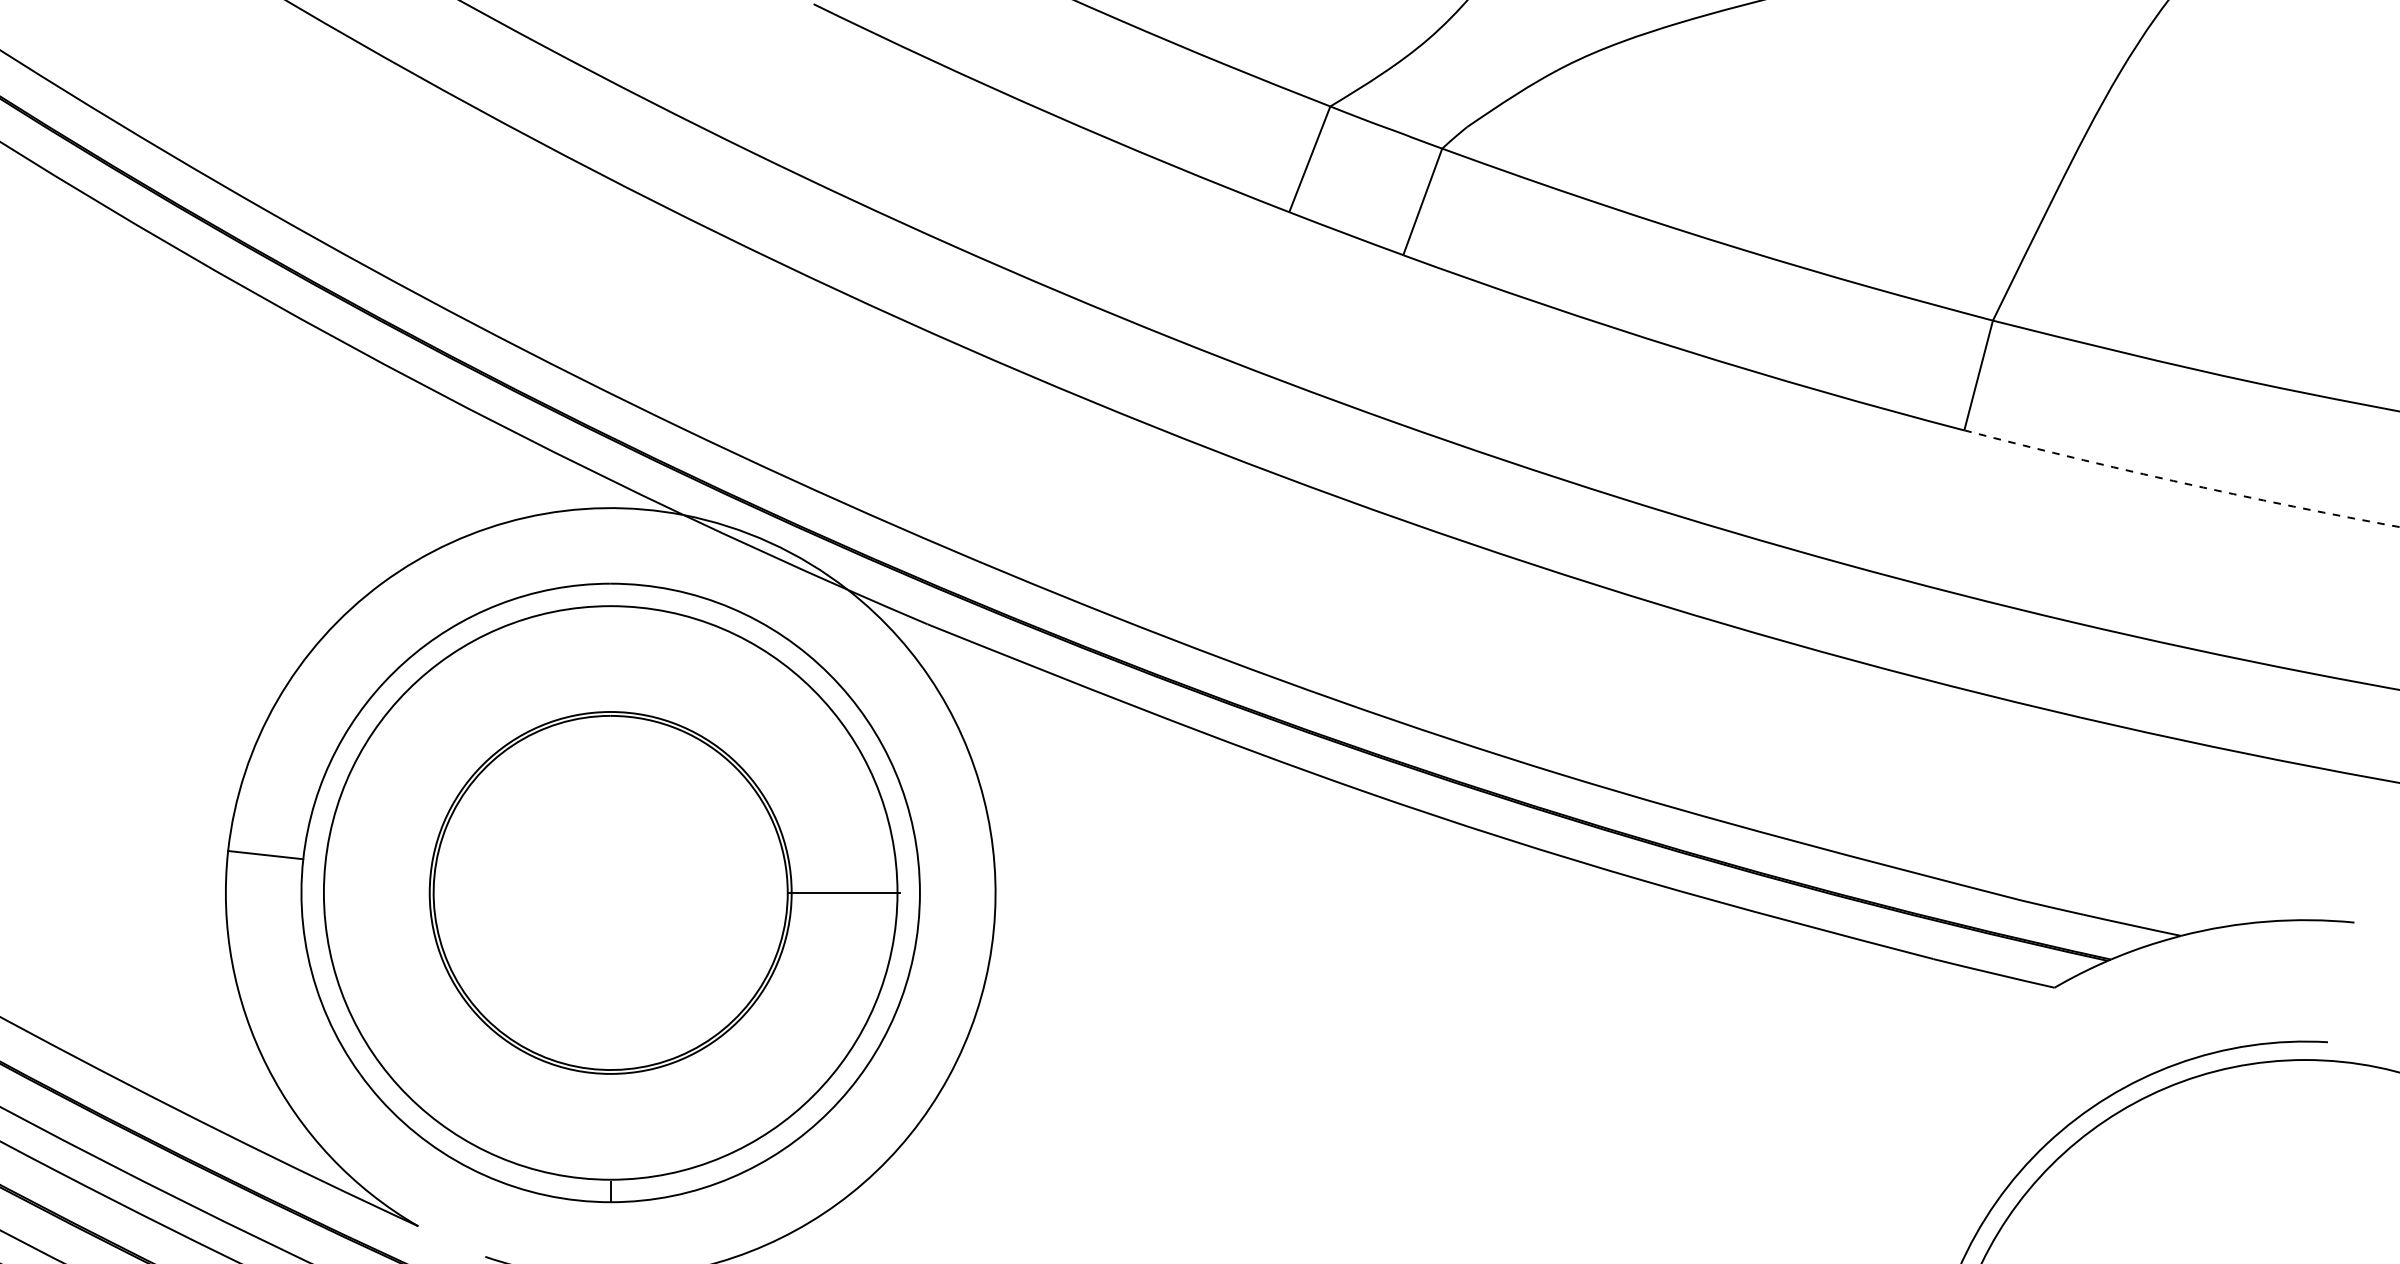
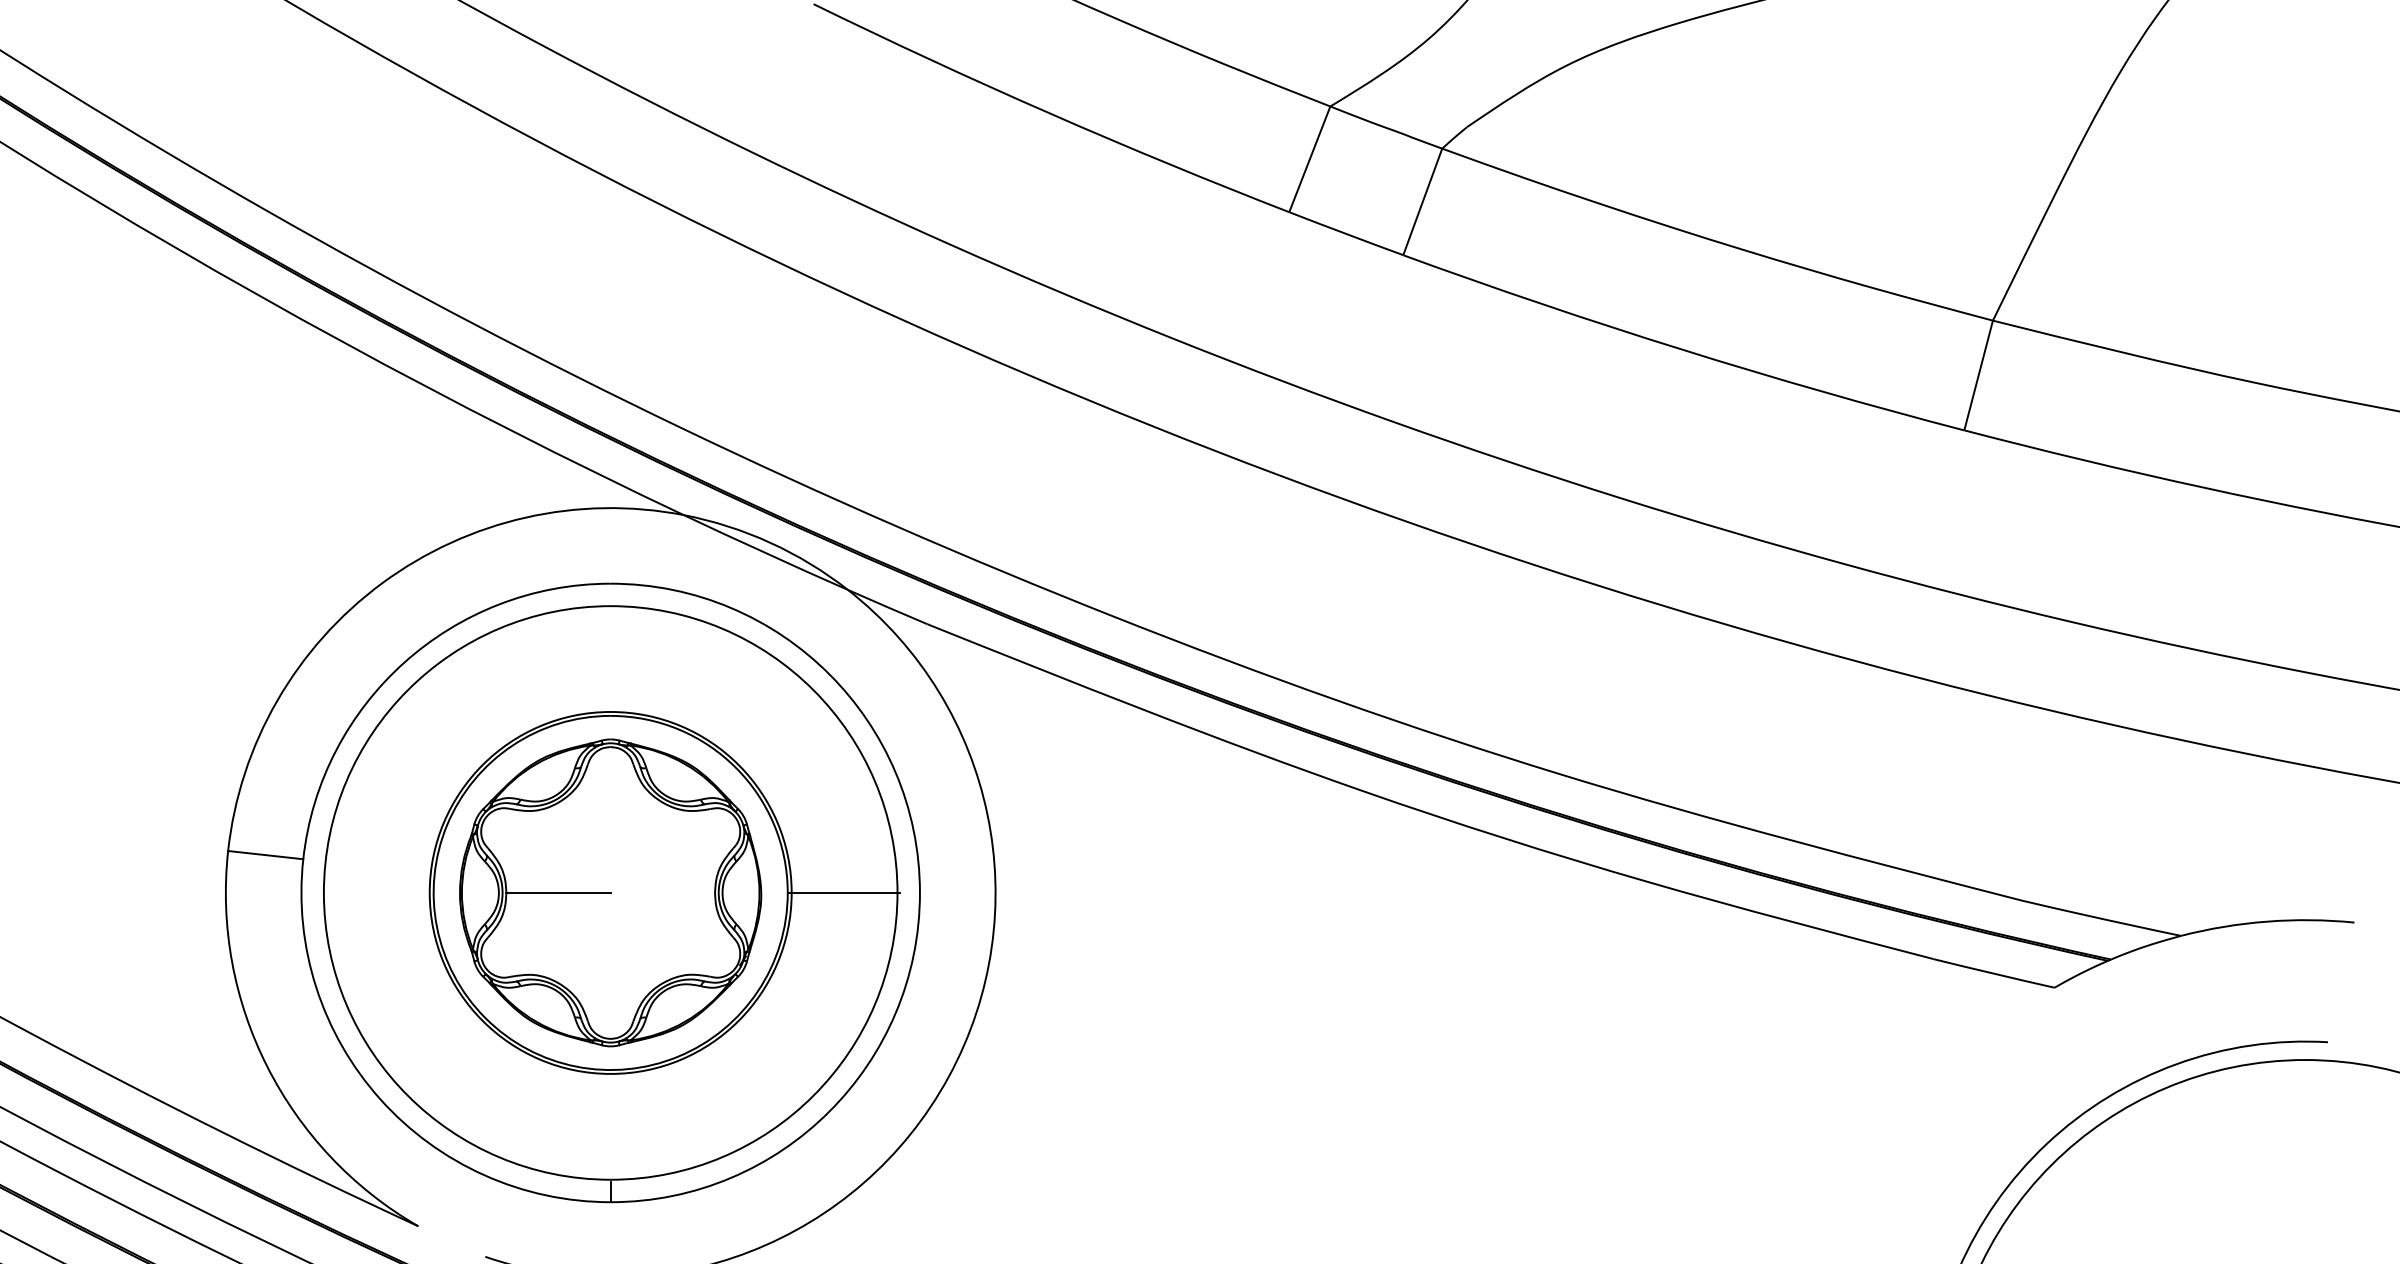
arc: dashed -> solid (2182, 482)
part: none -> present (610, 892)
